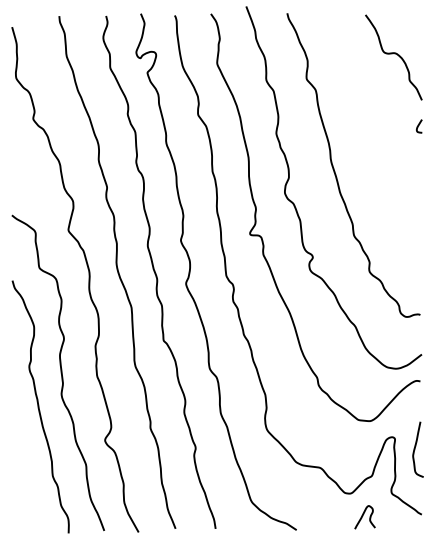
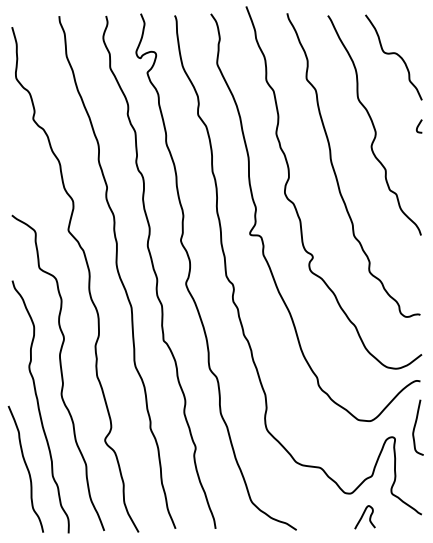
curve: none -> present (374, 125)
curve position: (415, 449) -> (415, 427) (415, 427)
curve: none -> present (26, 468)
